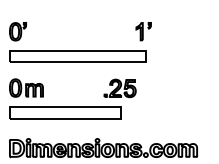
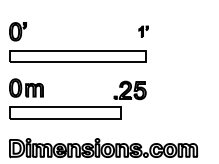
part size: 17x20 px -> 11x13 px (143, 31)
part position: (119, 88) -> (129, 90) (129, 90)
